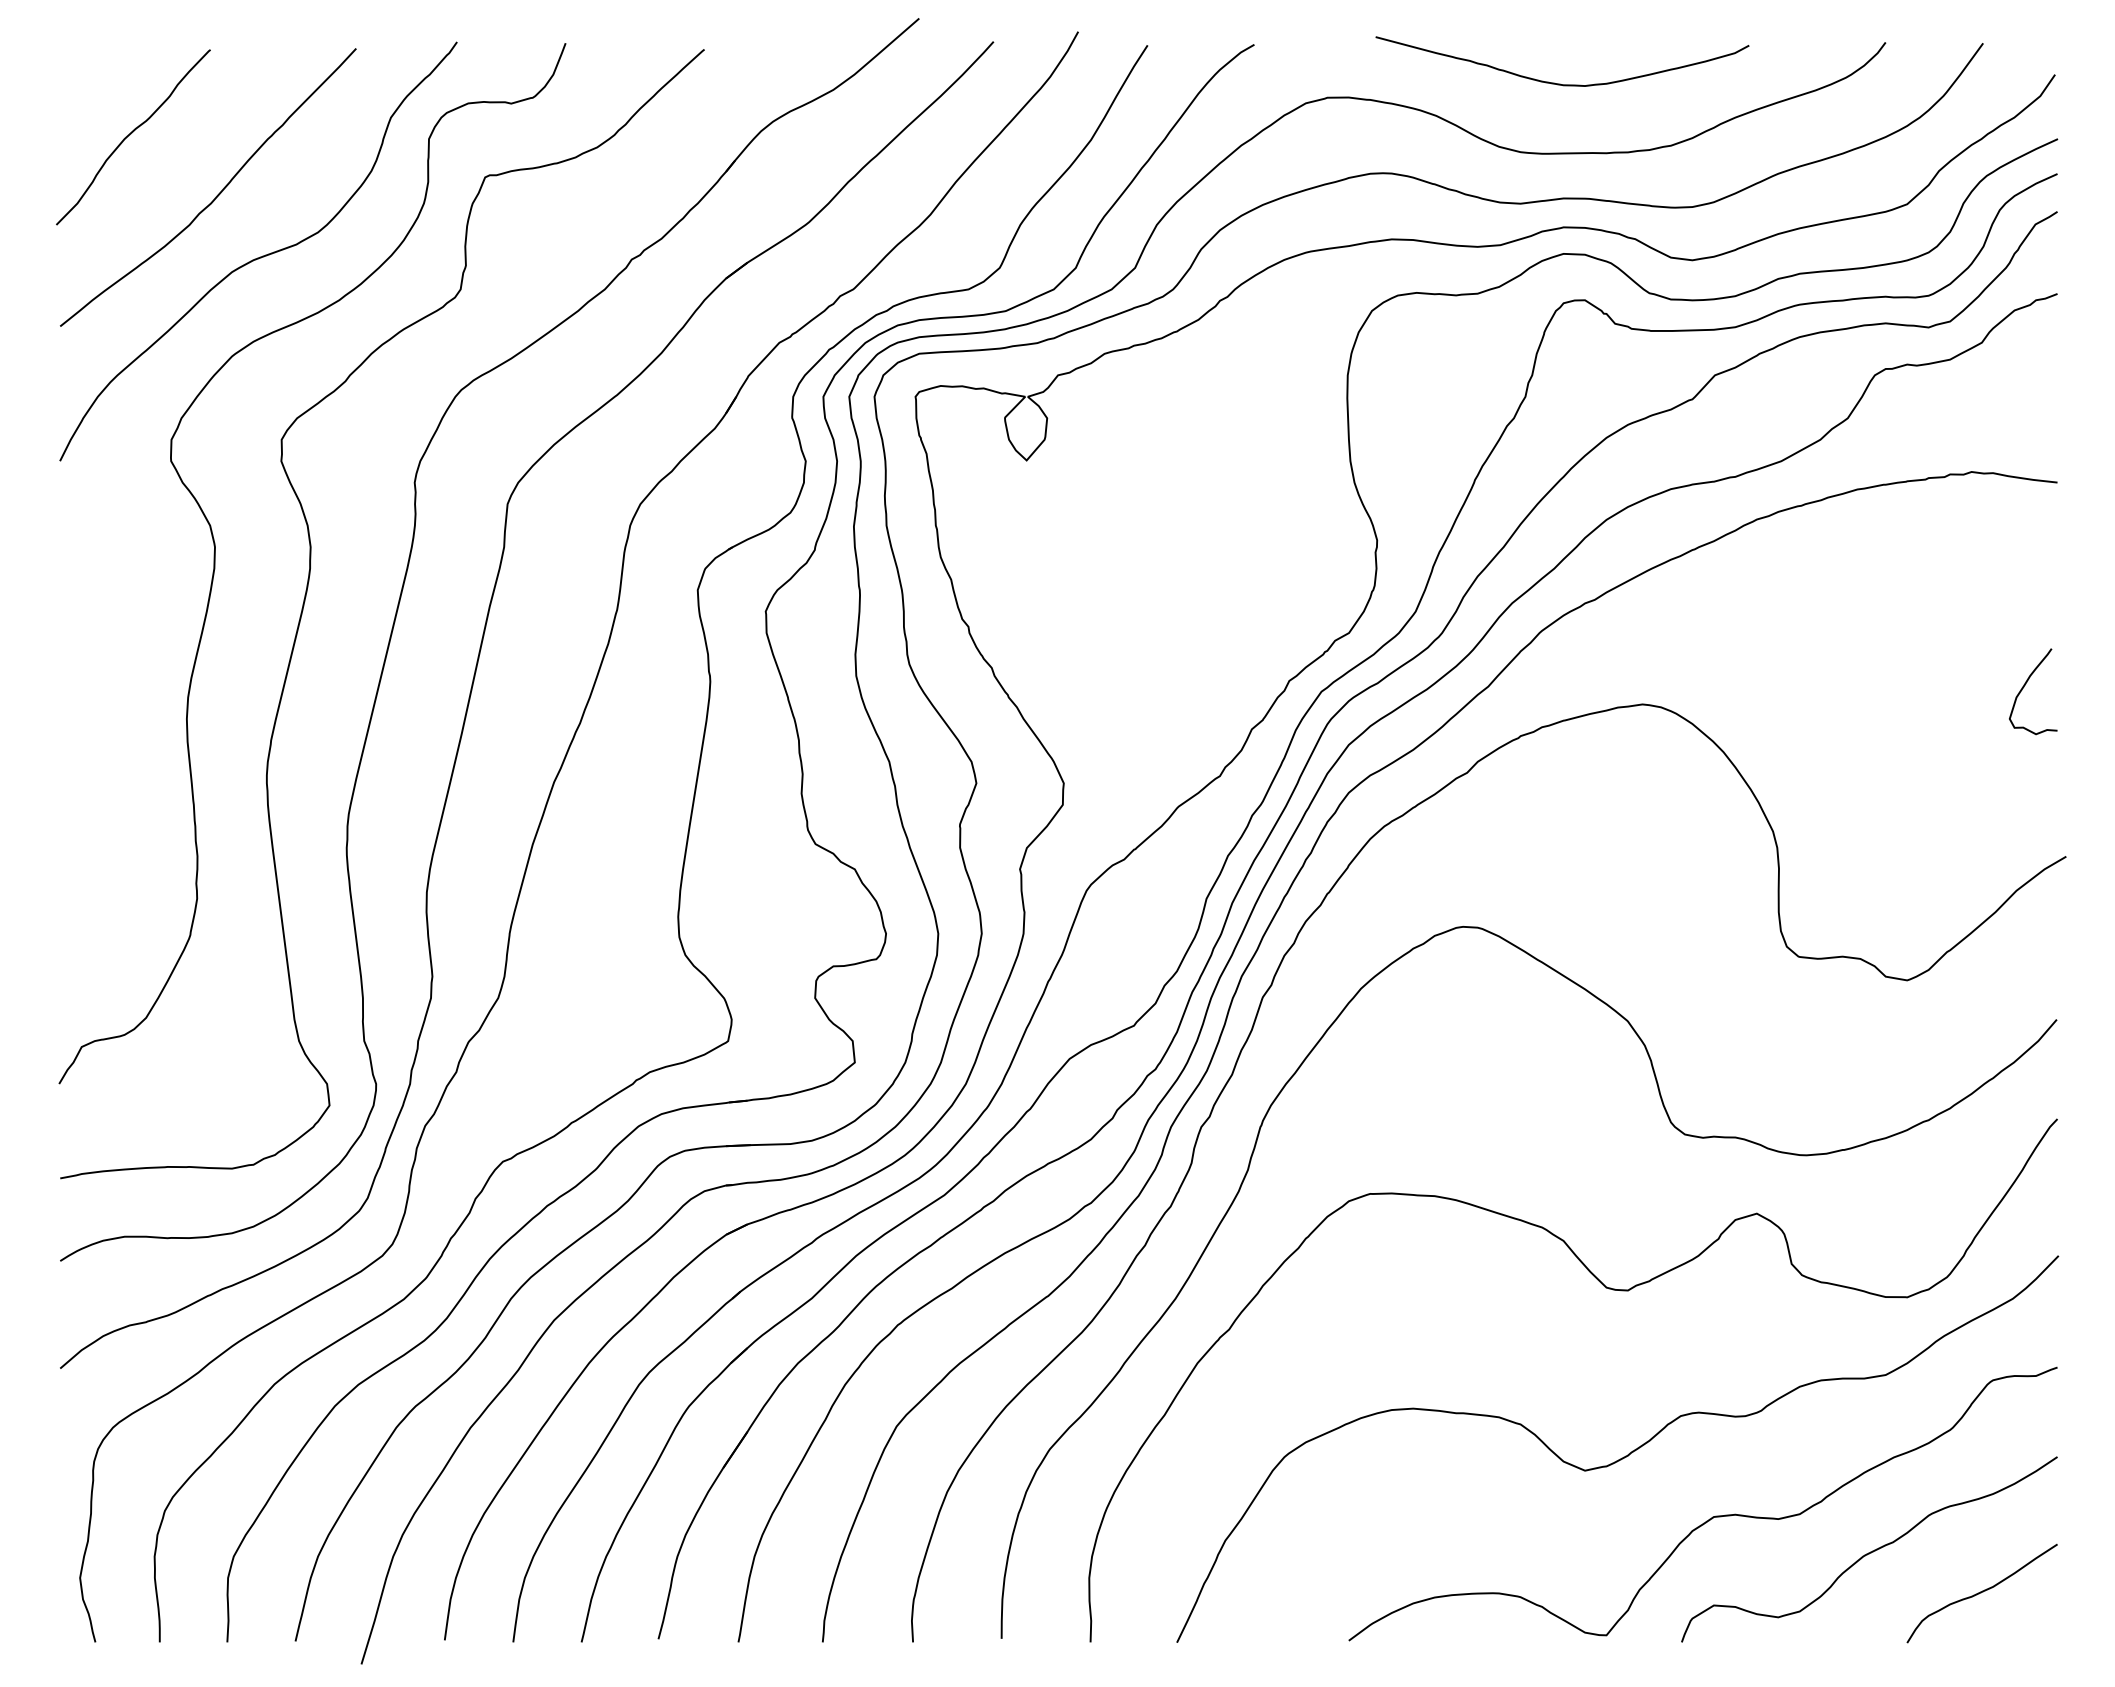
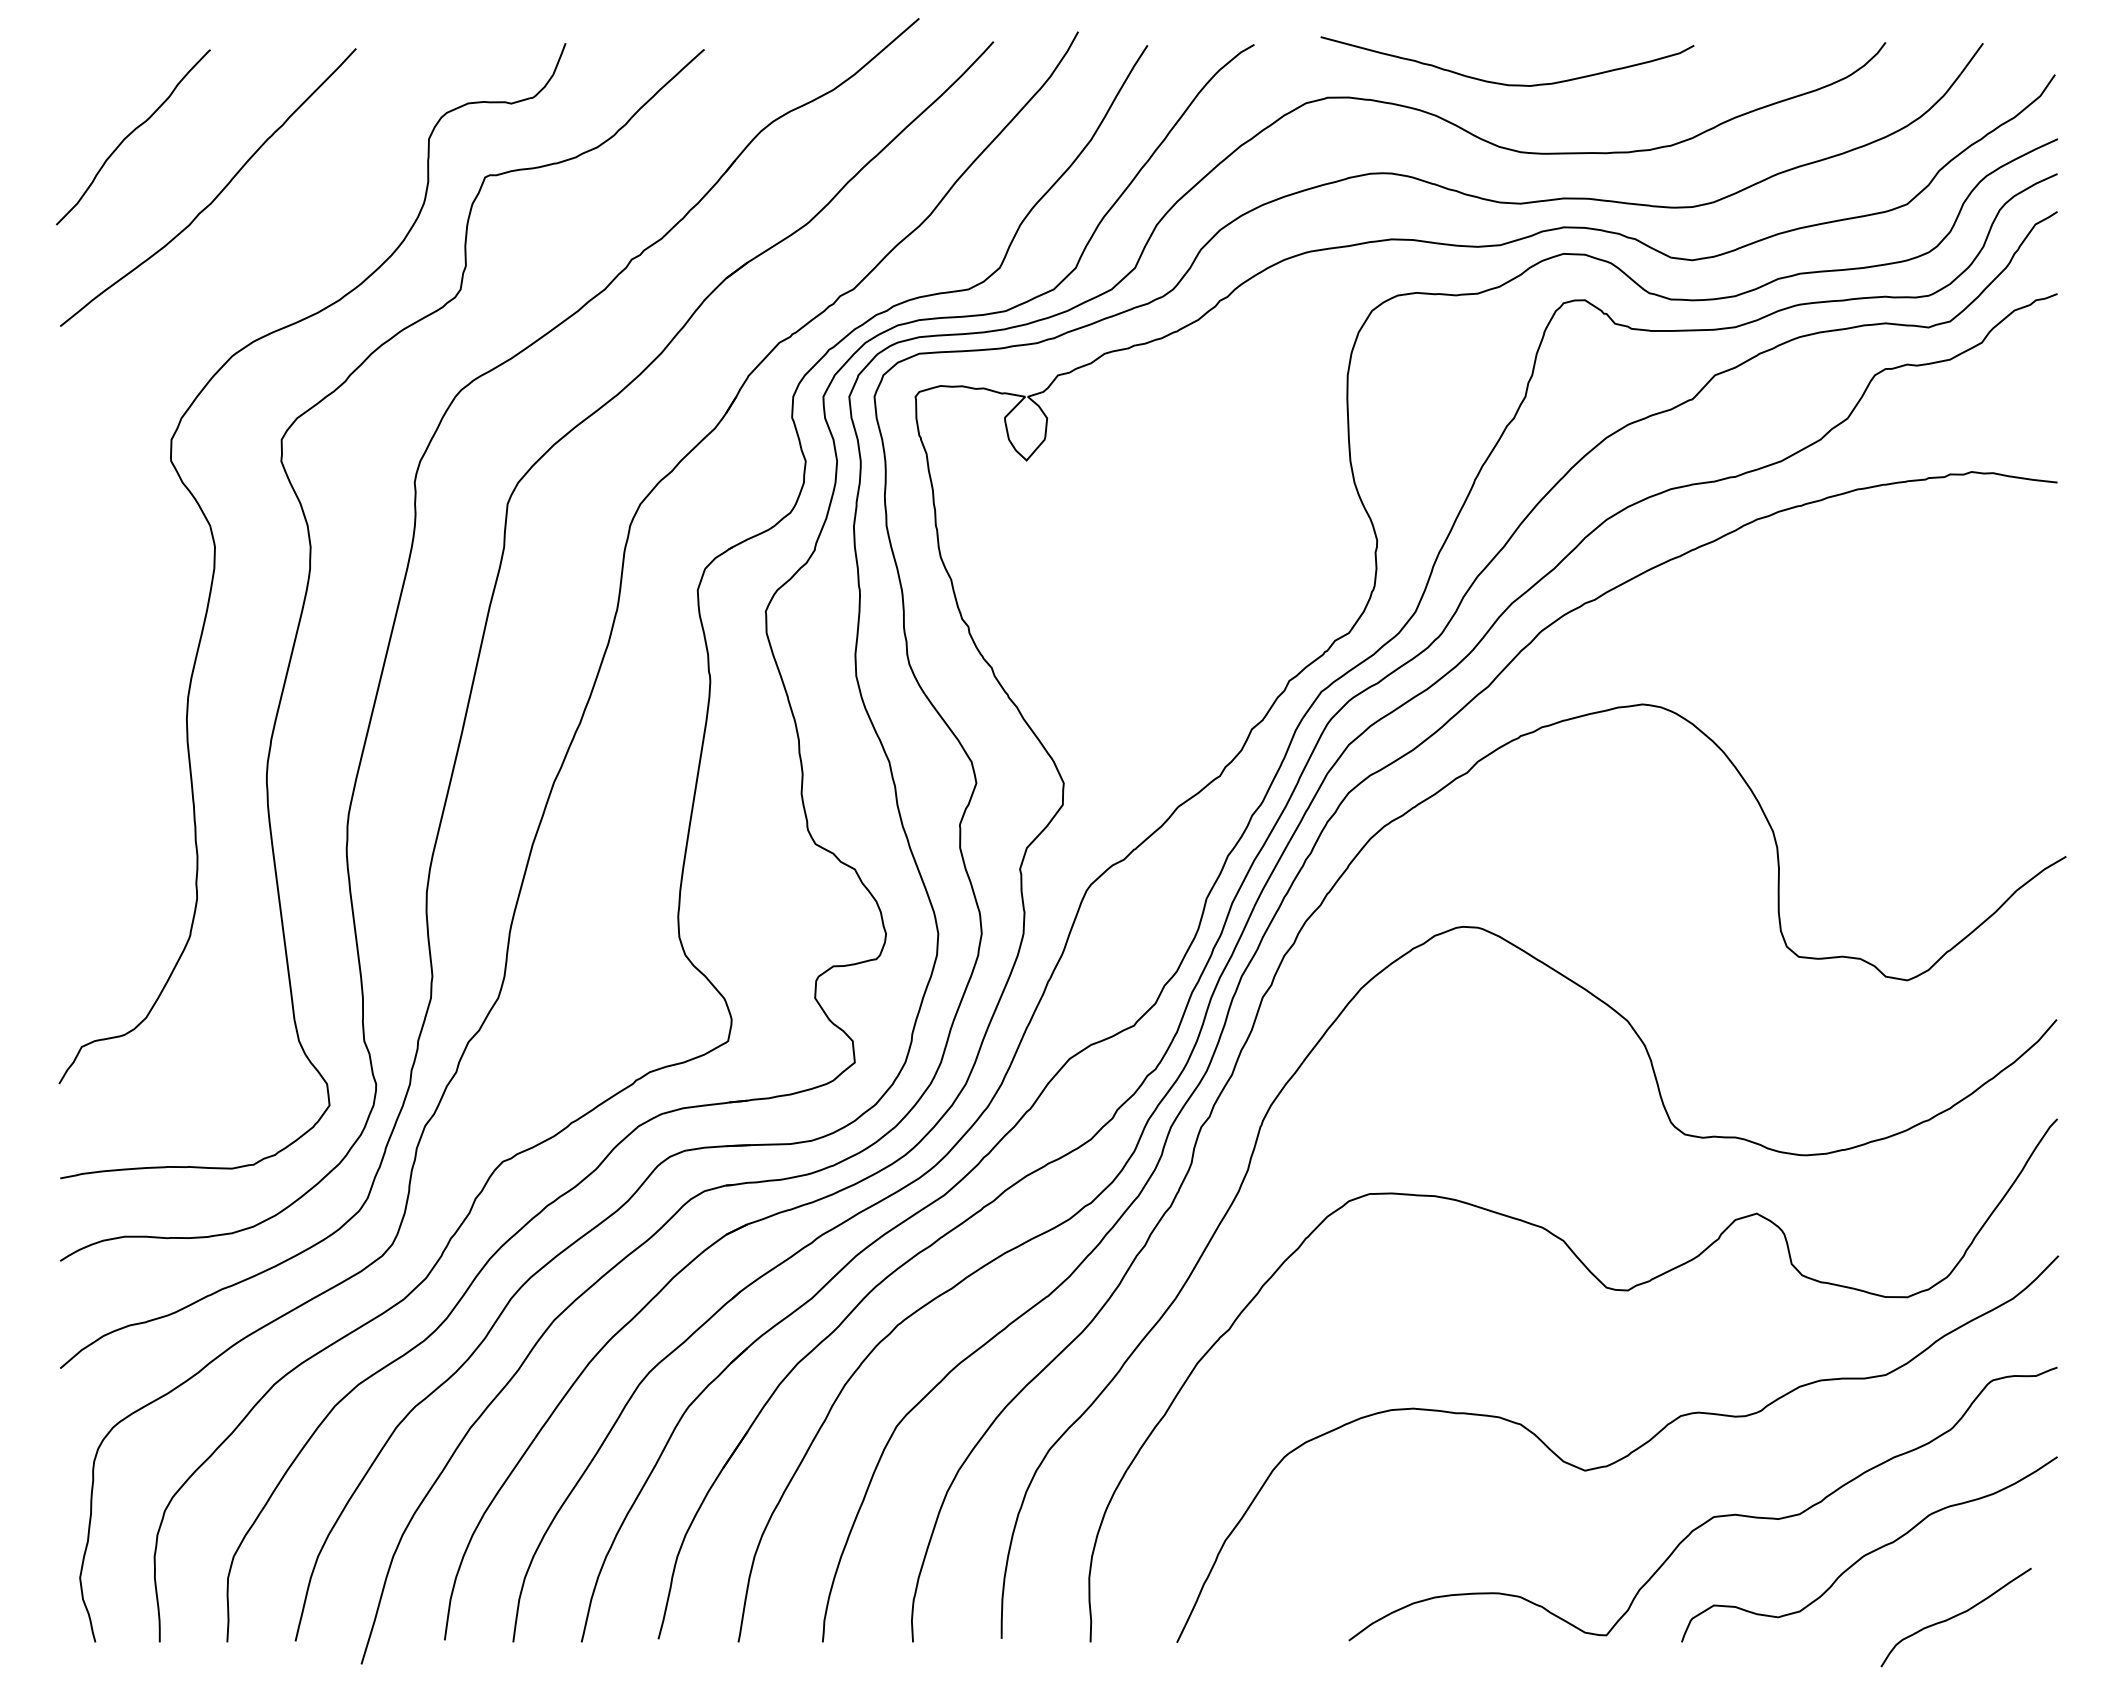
curve position: (1560, 83) -> (1505, 83) (1505, 83)
curve: present -> none (260, 256)
curve: present -> none (2024, 687)
curve position: (1981, 1593) -> (1955, 1617) (1955, 1617)
